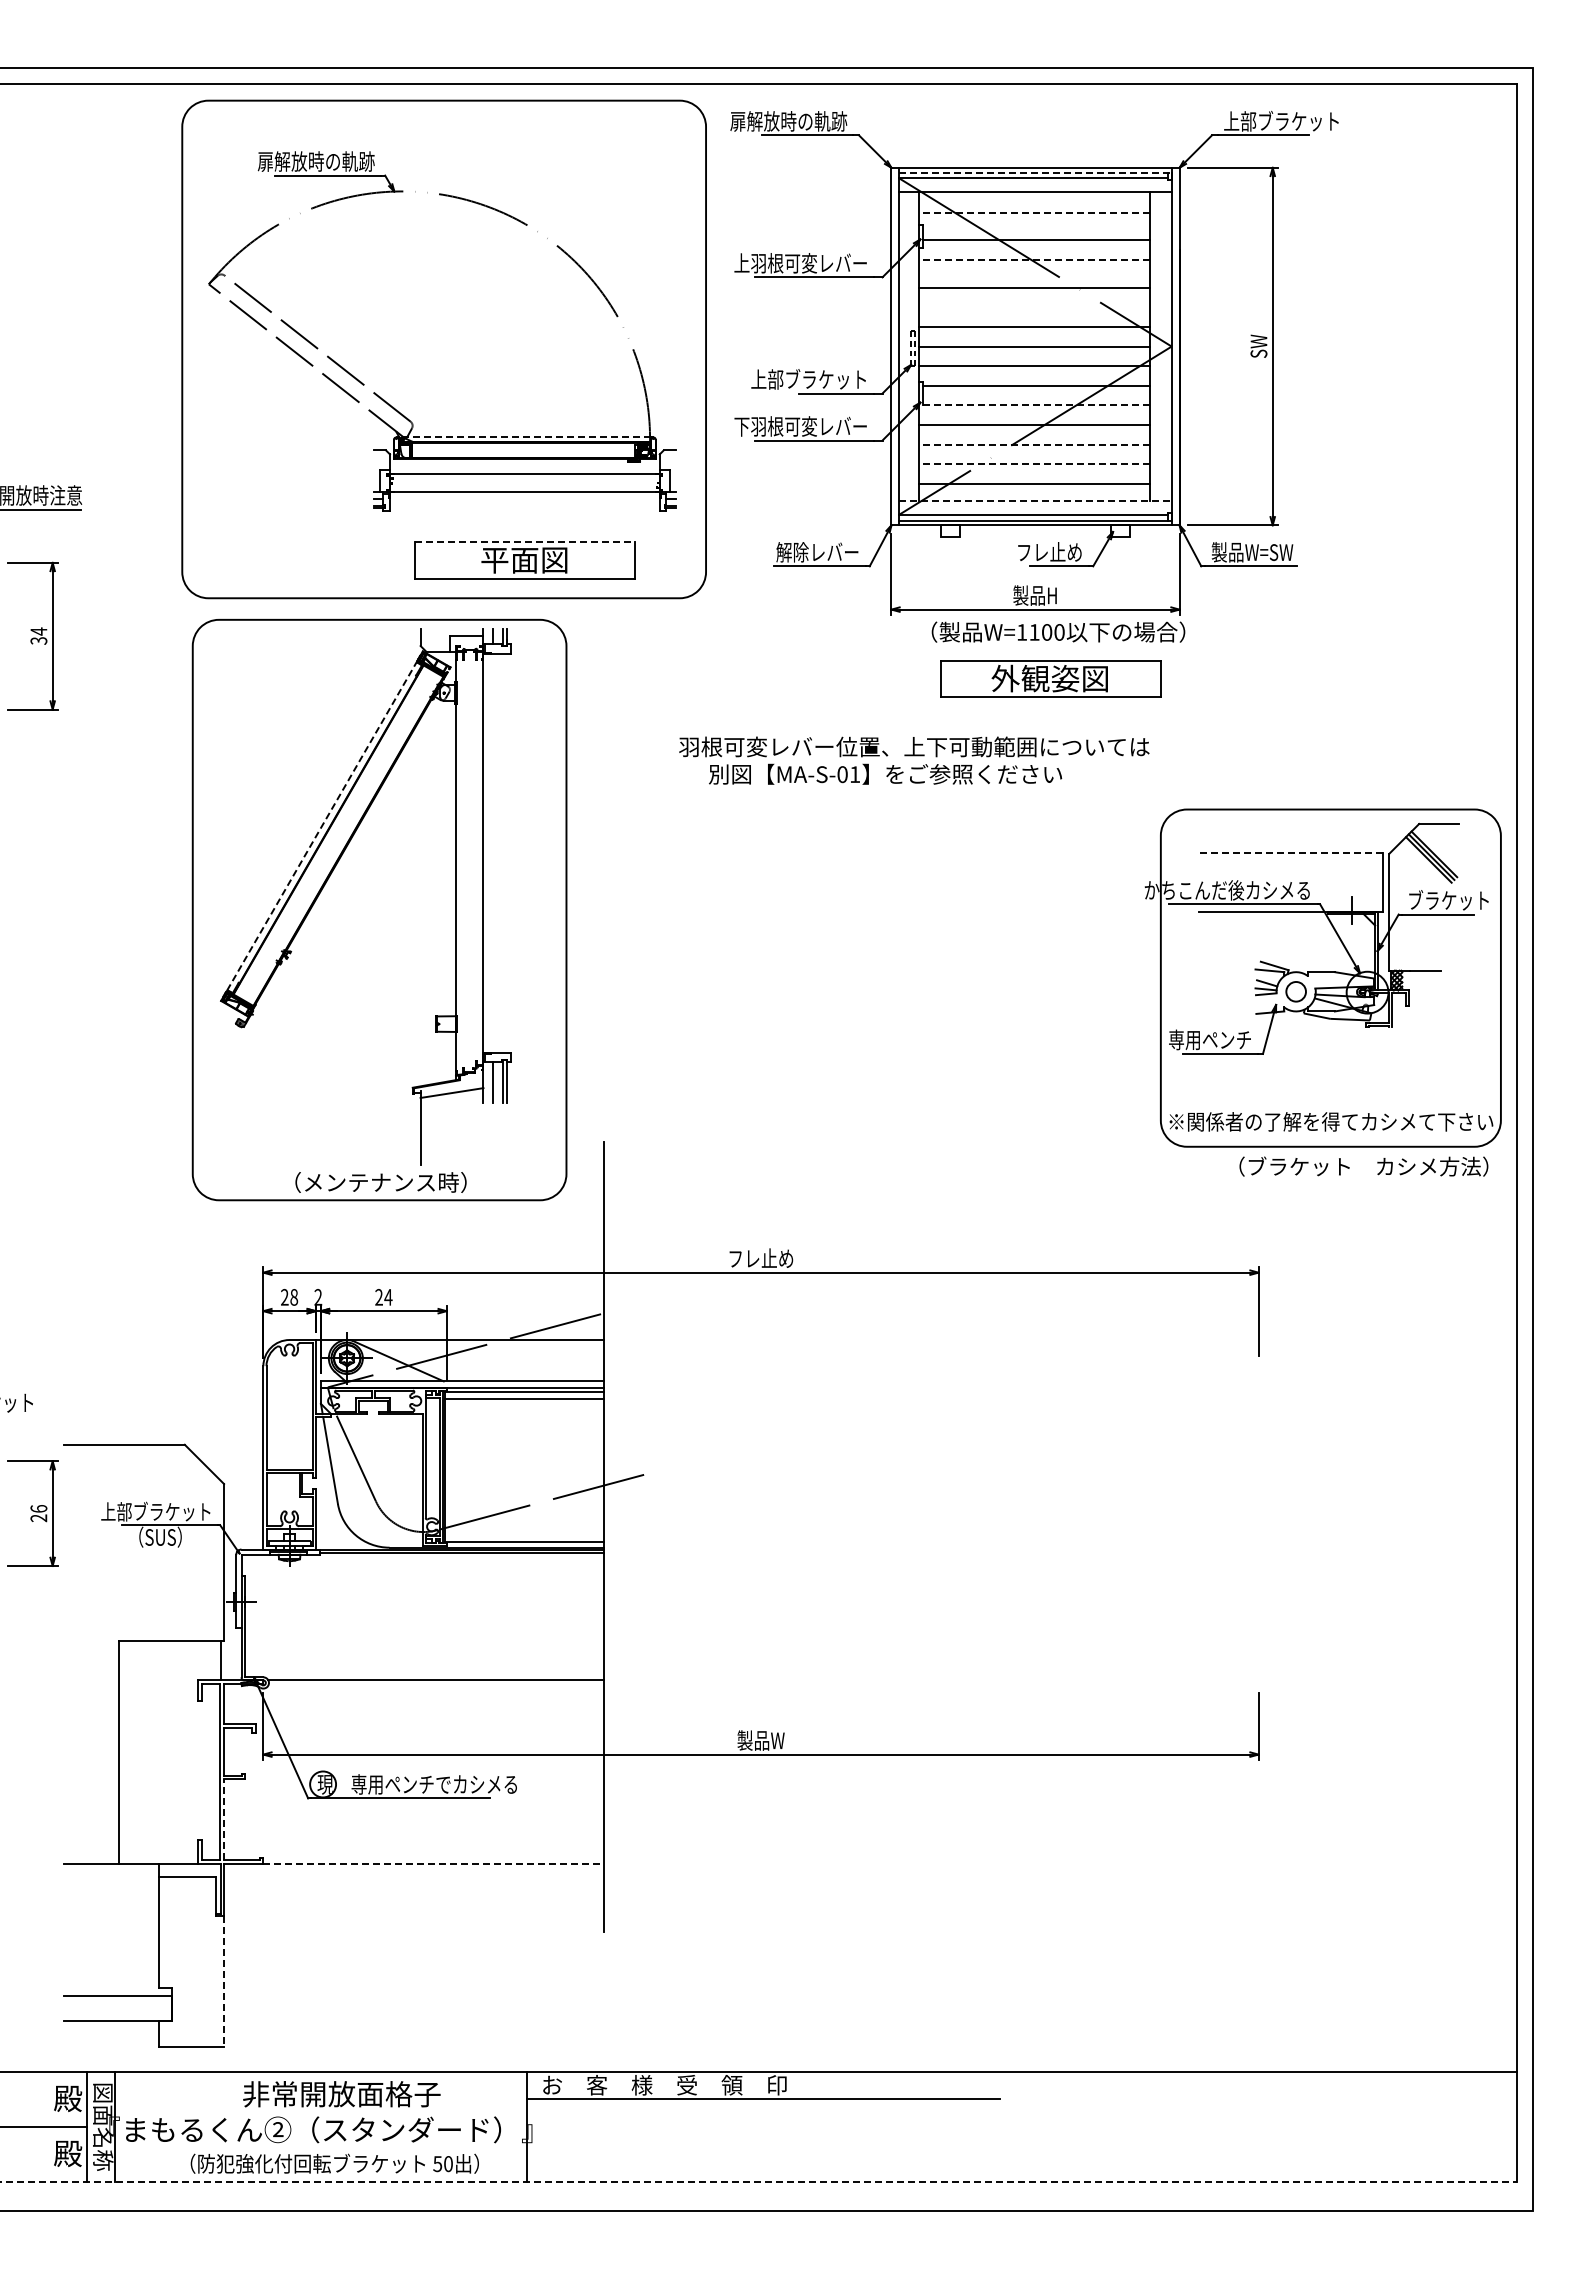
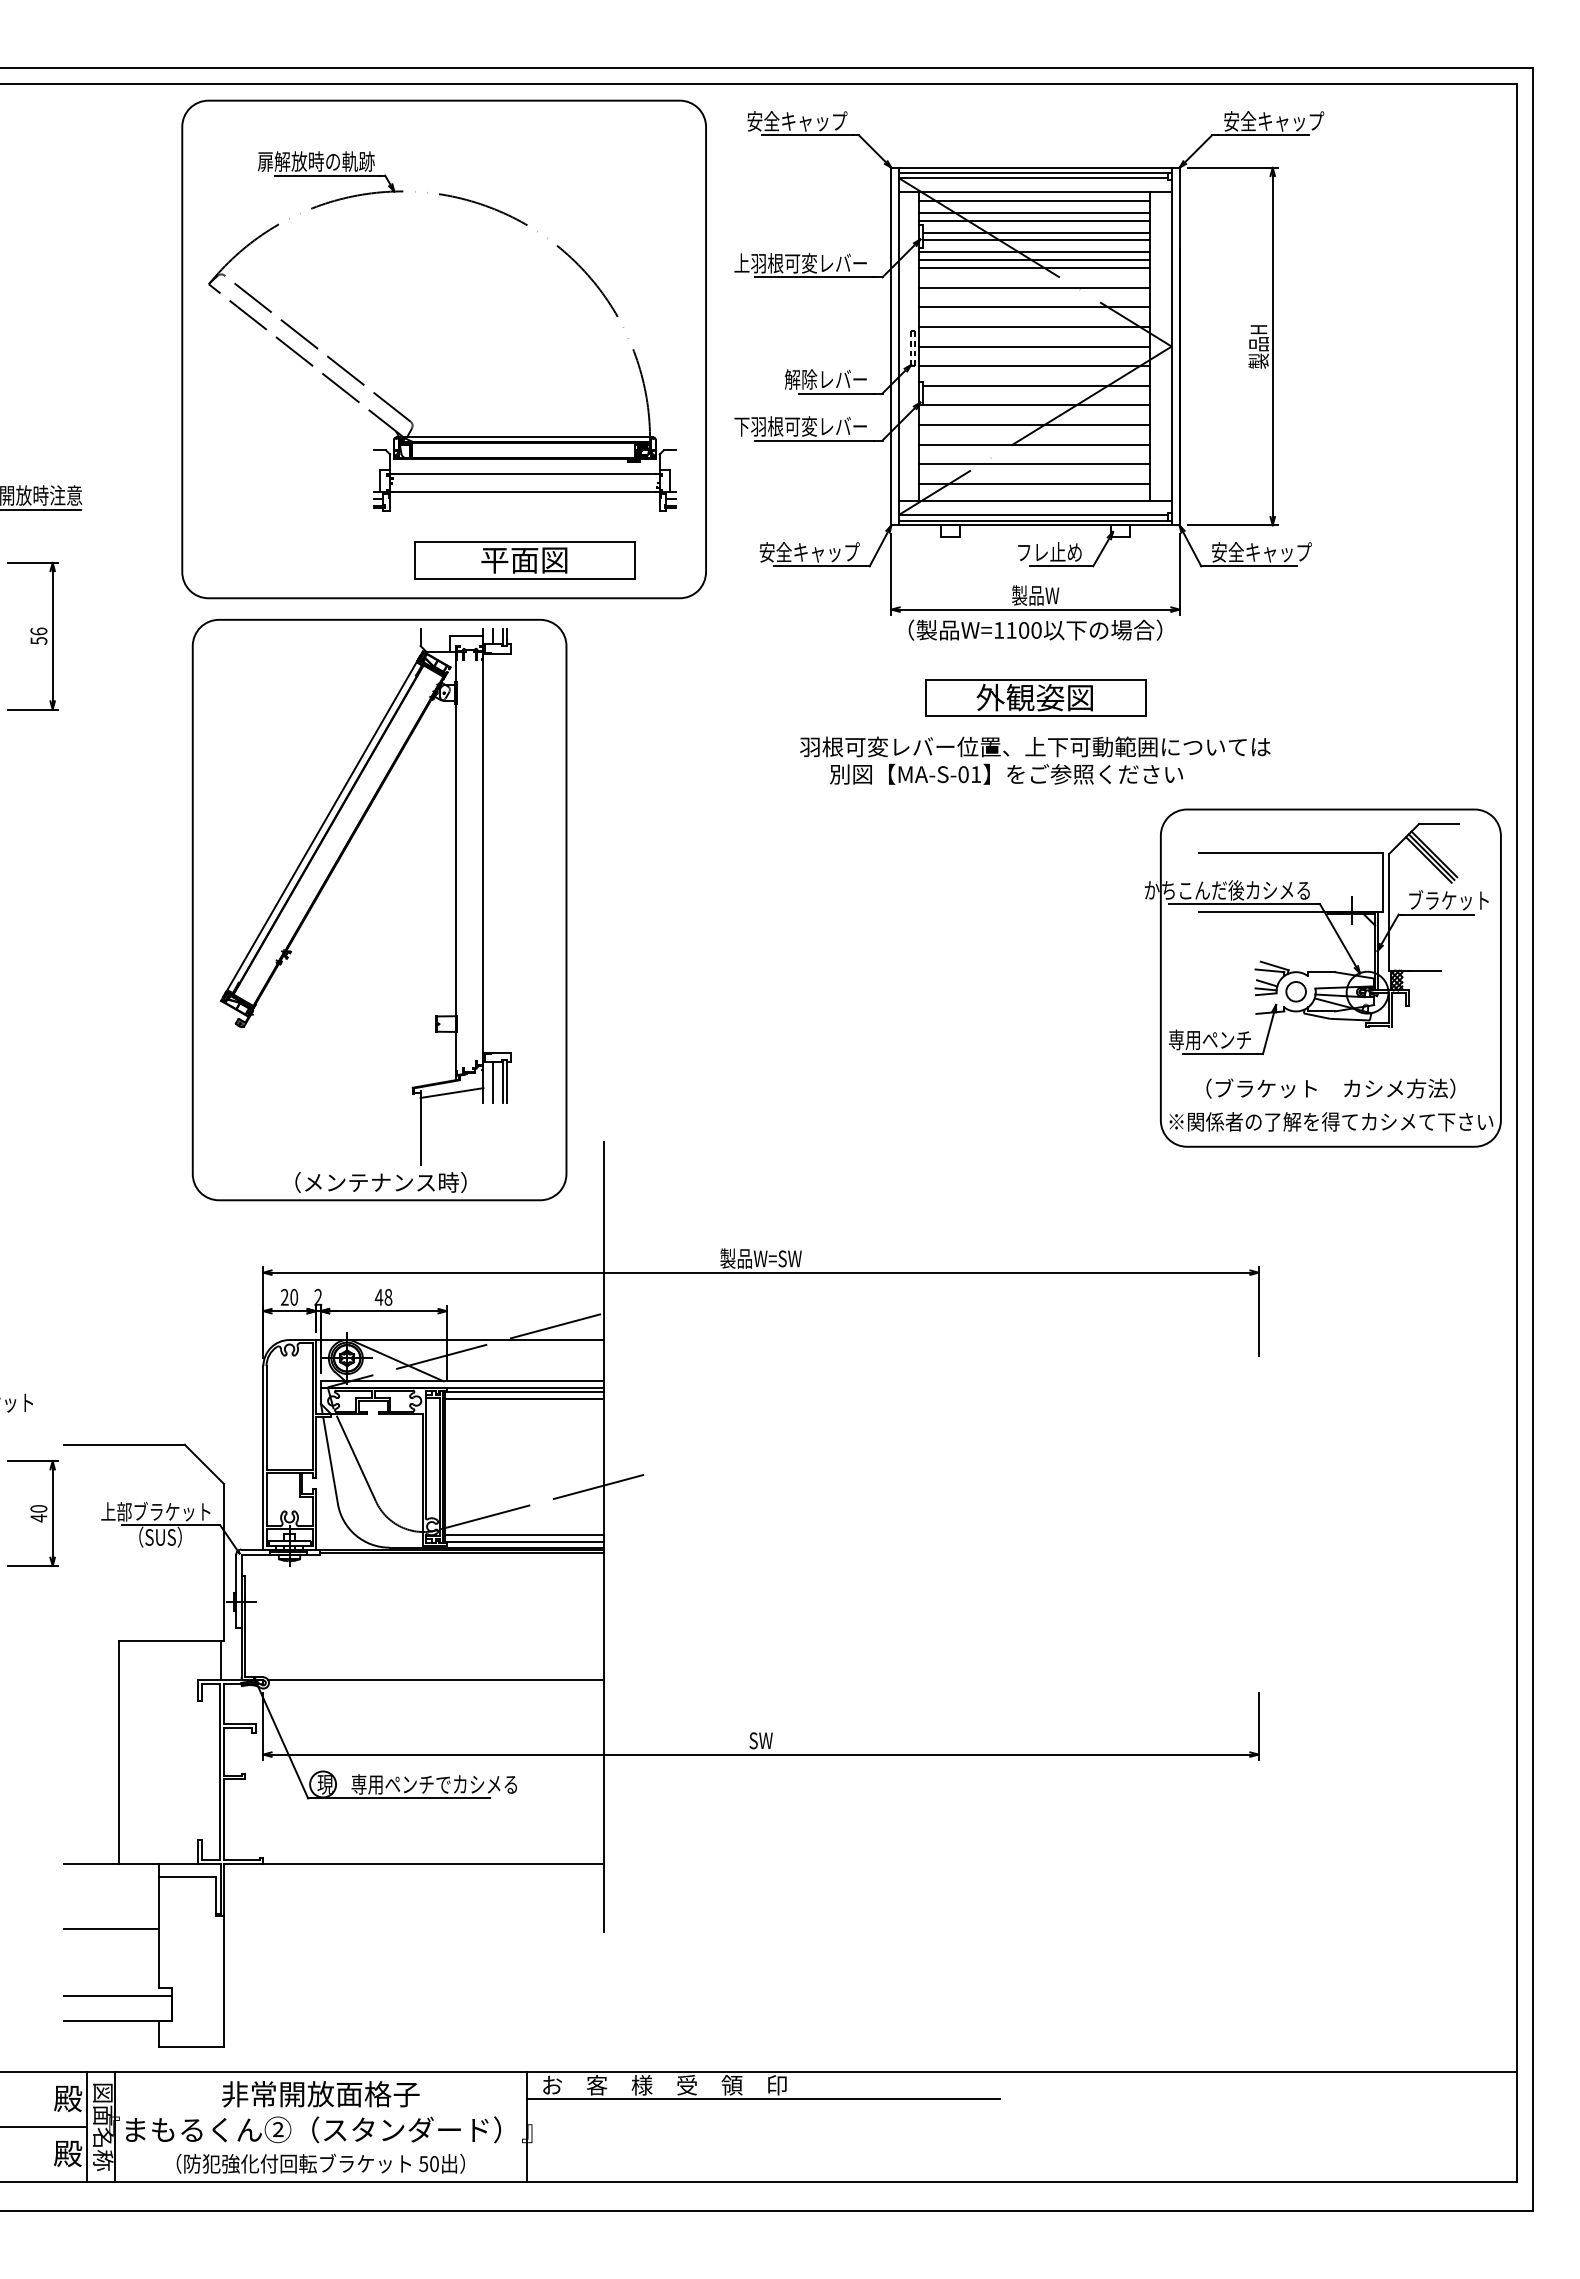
text: 上部ブラケット -> 安全キャップ (1281, 120)
text: 扉解放時の軌跡 -> 安全キャップ (788, 121)
line: dashed -> solid (1036, 172)
line: none -> present (1034, 201)
line: dashed -> solid (1034, 213)
line: none -> present (1034, 220)
line: none -> present (1036, 232)
line: none -> present (1034, 252)
line: dashed -> solid (1034, 260)
line: none -> present (1034, 268)
line: none -> present (1034, 307)
text: SW -> 製品H (1258, 346)
text: 上部ブラケット -> 解除レバー (808, 379)
line: dashed -> solid (1034, 405)
line: dashed -> solid (524, 437)
line: dashed -> solid (1034, 444)
line: dashed -> solid (1034, 464)
line: dashed -> solid (1036, 500)
line: dashed -> solid (524, 542)
text: 解除レバー -> 安全キャップ (809, 552)
text: 製品W=SW -> 安全キャップ (1261, 552)
text: 製品H -> 製品W (1035, 595)
text position: (1058, 631) -> (1035, 629) (1035, 629)
text: 34 -> 56 (38, 635)
part position: (1050, 678) -> (1035, 697) (1035, 697)
text position: (914, 760) -> (1035, 760) (1035, 760)
line: dashed -> solid (321, 826)
line: dashed -> solid (1290, 852)
text position: (1363, 1166) -> (1330, 1088) (1330, 1088)
text: フレ止め -> 製品W=SW (760, 1258)
text: 28 -> 20 (294, 1297)
text: 24 -> 48 (383, 1297)
text: 26 -> 40 (38, 1513)
line: none -> present (523, 1534)
text: 製品W -> SW (760, 1740)
line: dashed -> solid (224, 1819)
line: dashed -> solid (434, 1863)
line: none -> present (111, 1929)
line: dashed -> solid (224, 1982)
text position: (341, 2094) -> (320, 2094) (320, 2094)
text position: (334, 2163) -> (320, 2163) (320, 2163)
line: dashed -> solid (759, 2181)
